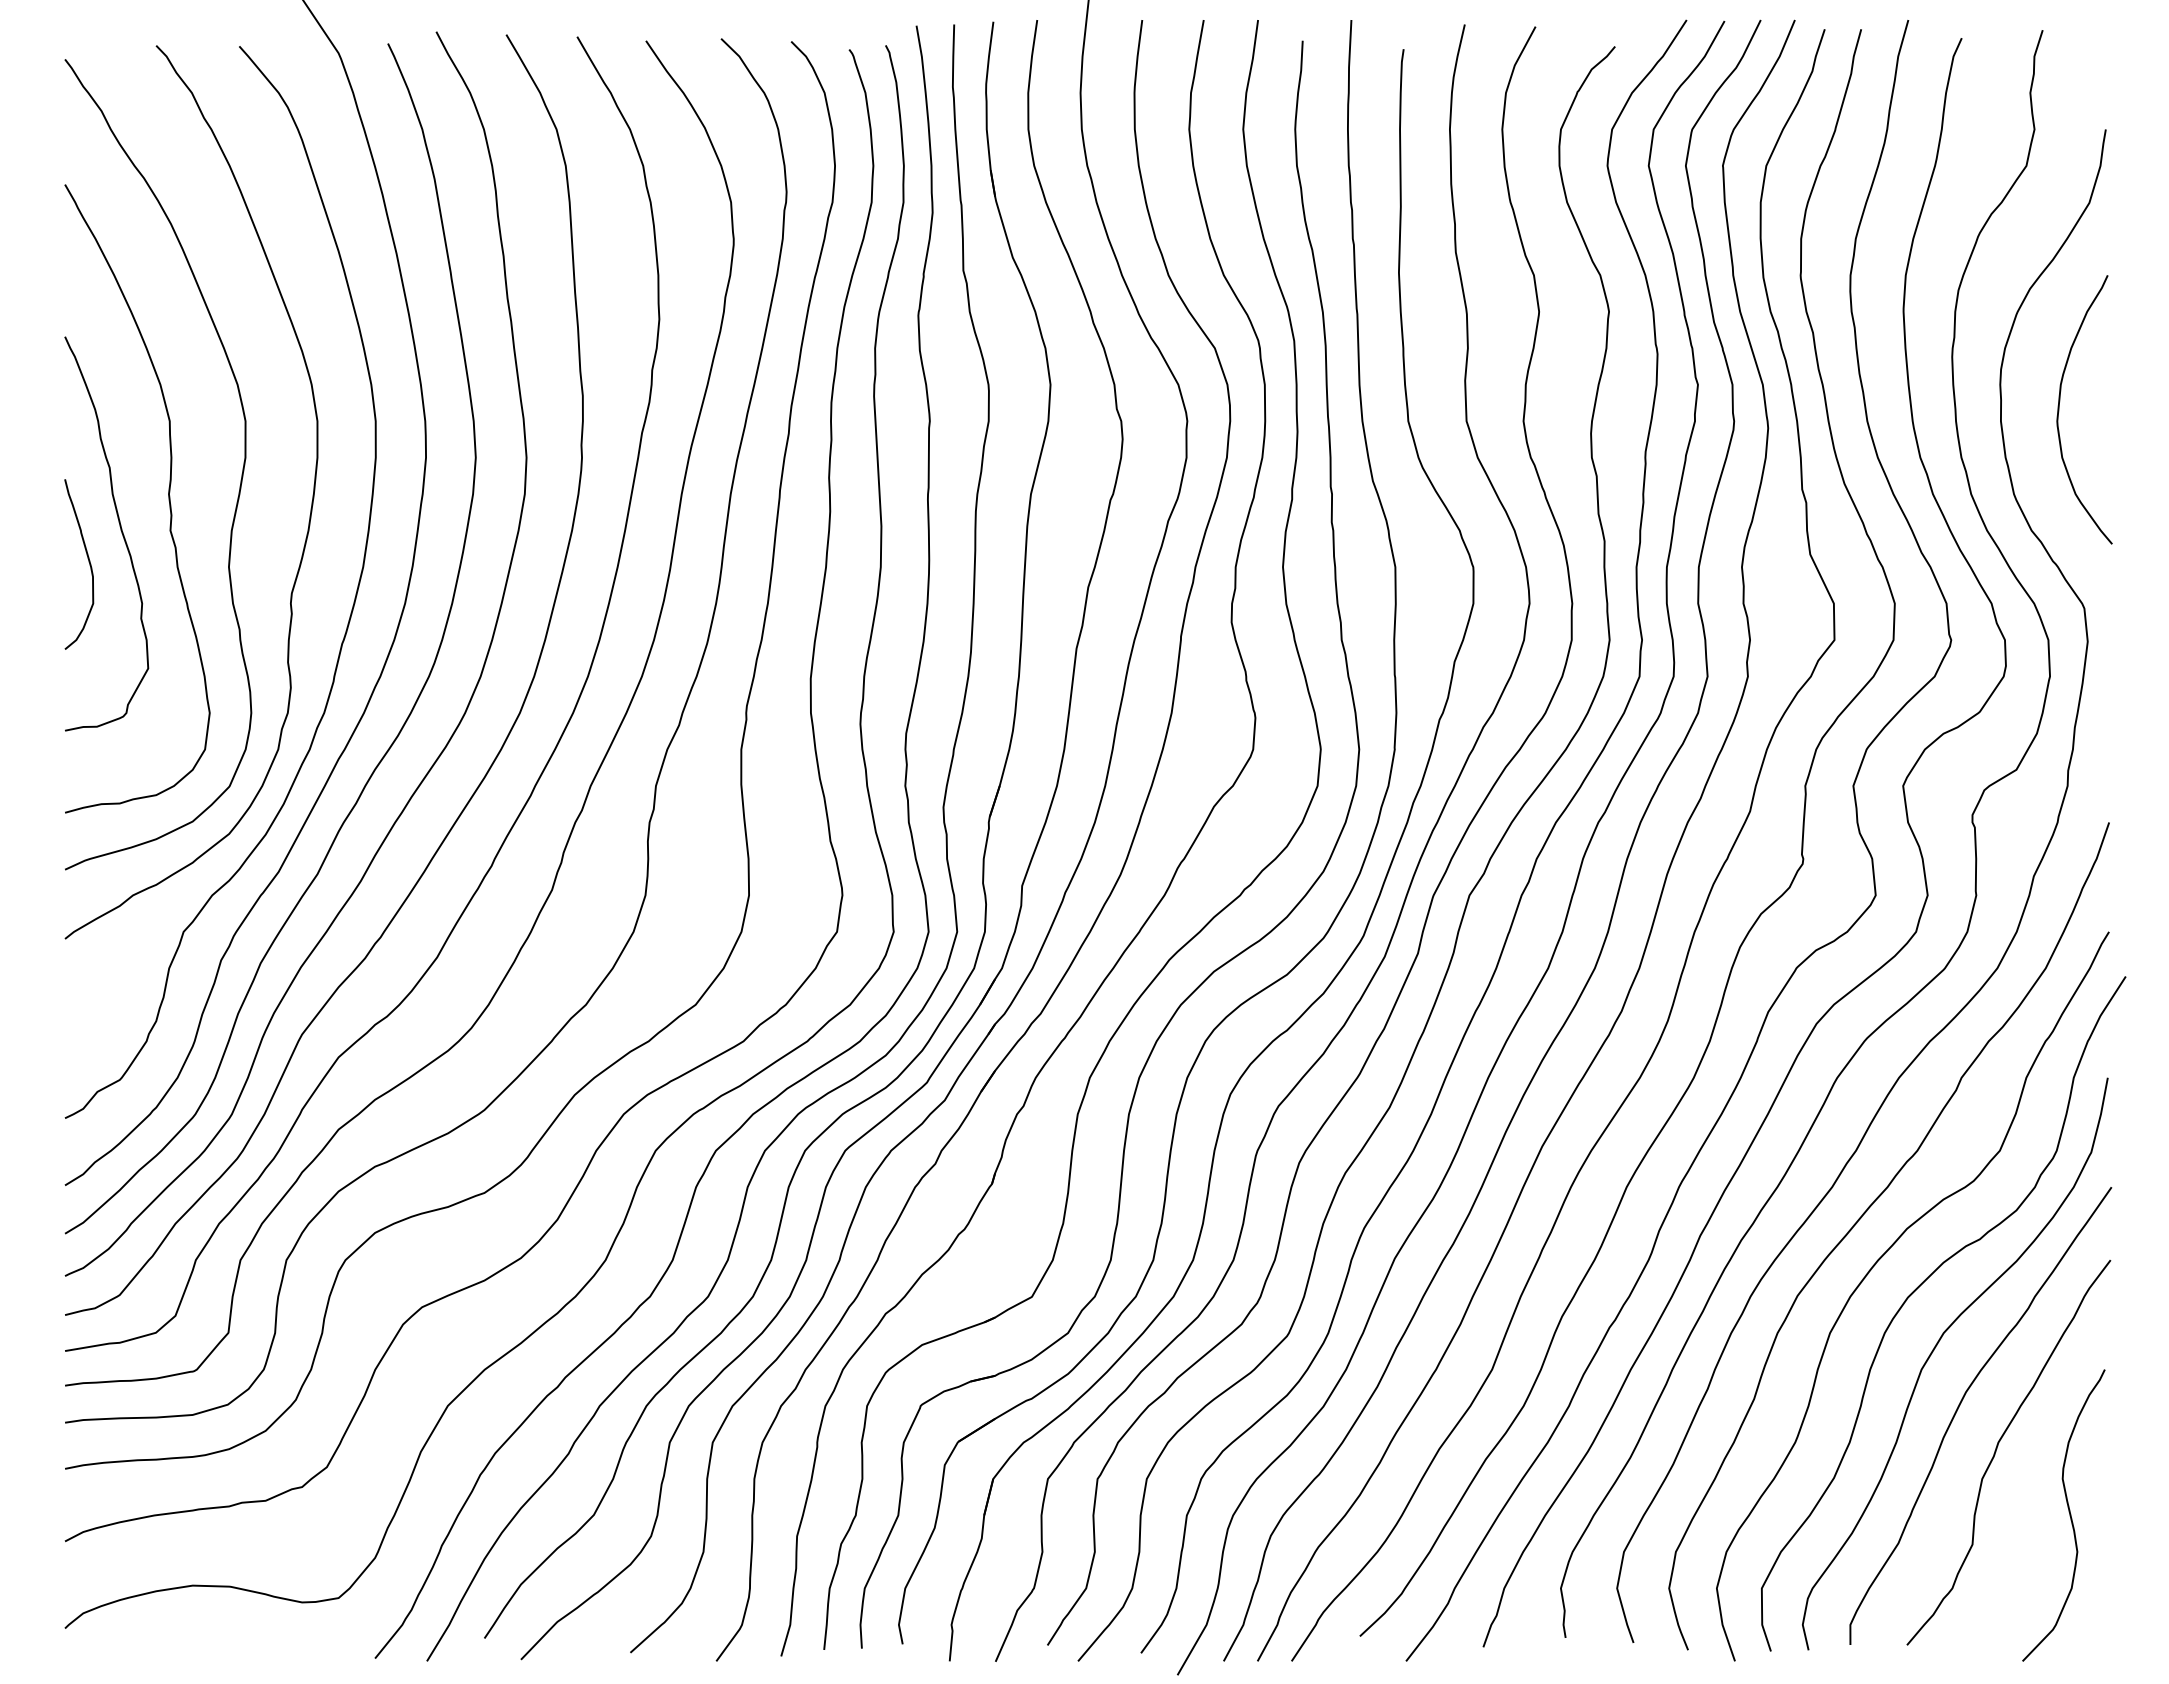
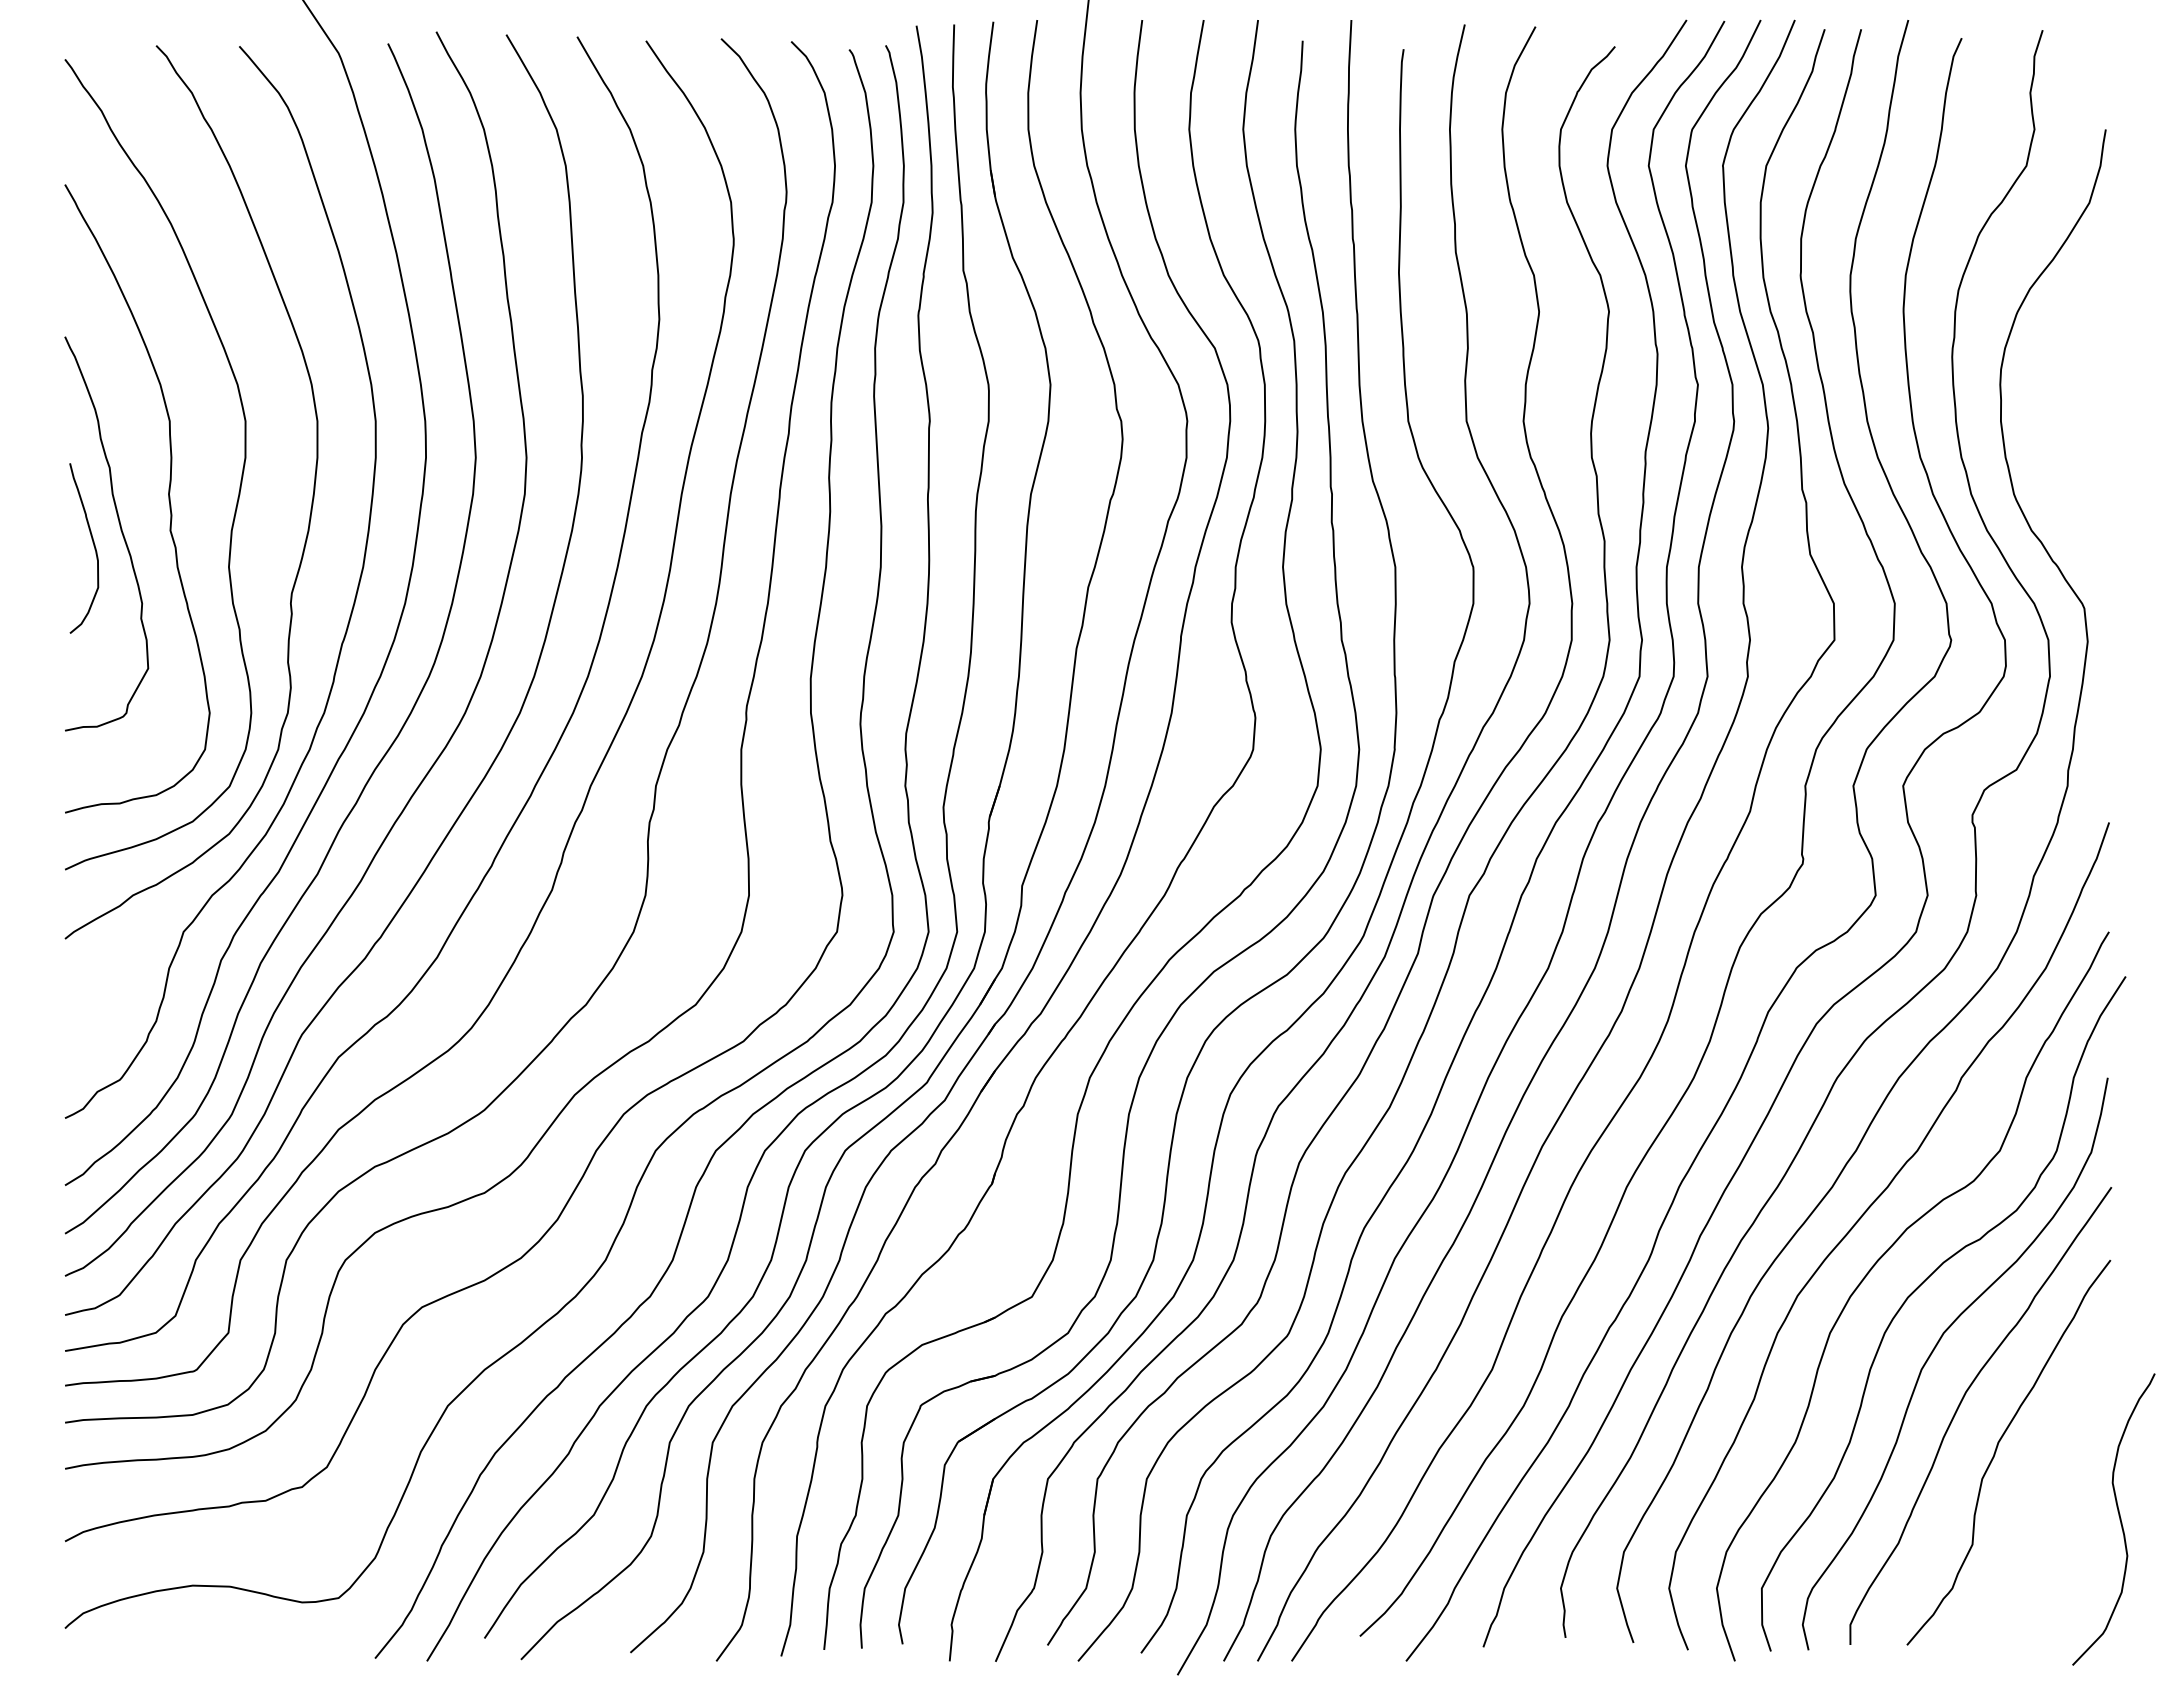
curve: present -> none (2059, 409)
curve position: (88, 562) -> (93, 546) (93, 546)
curve position: (2068, 1512) -> (2118, 1516) (2118, 1516)
